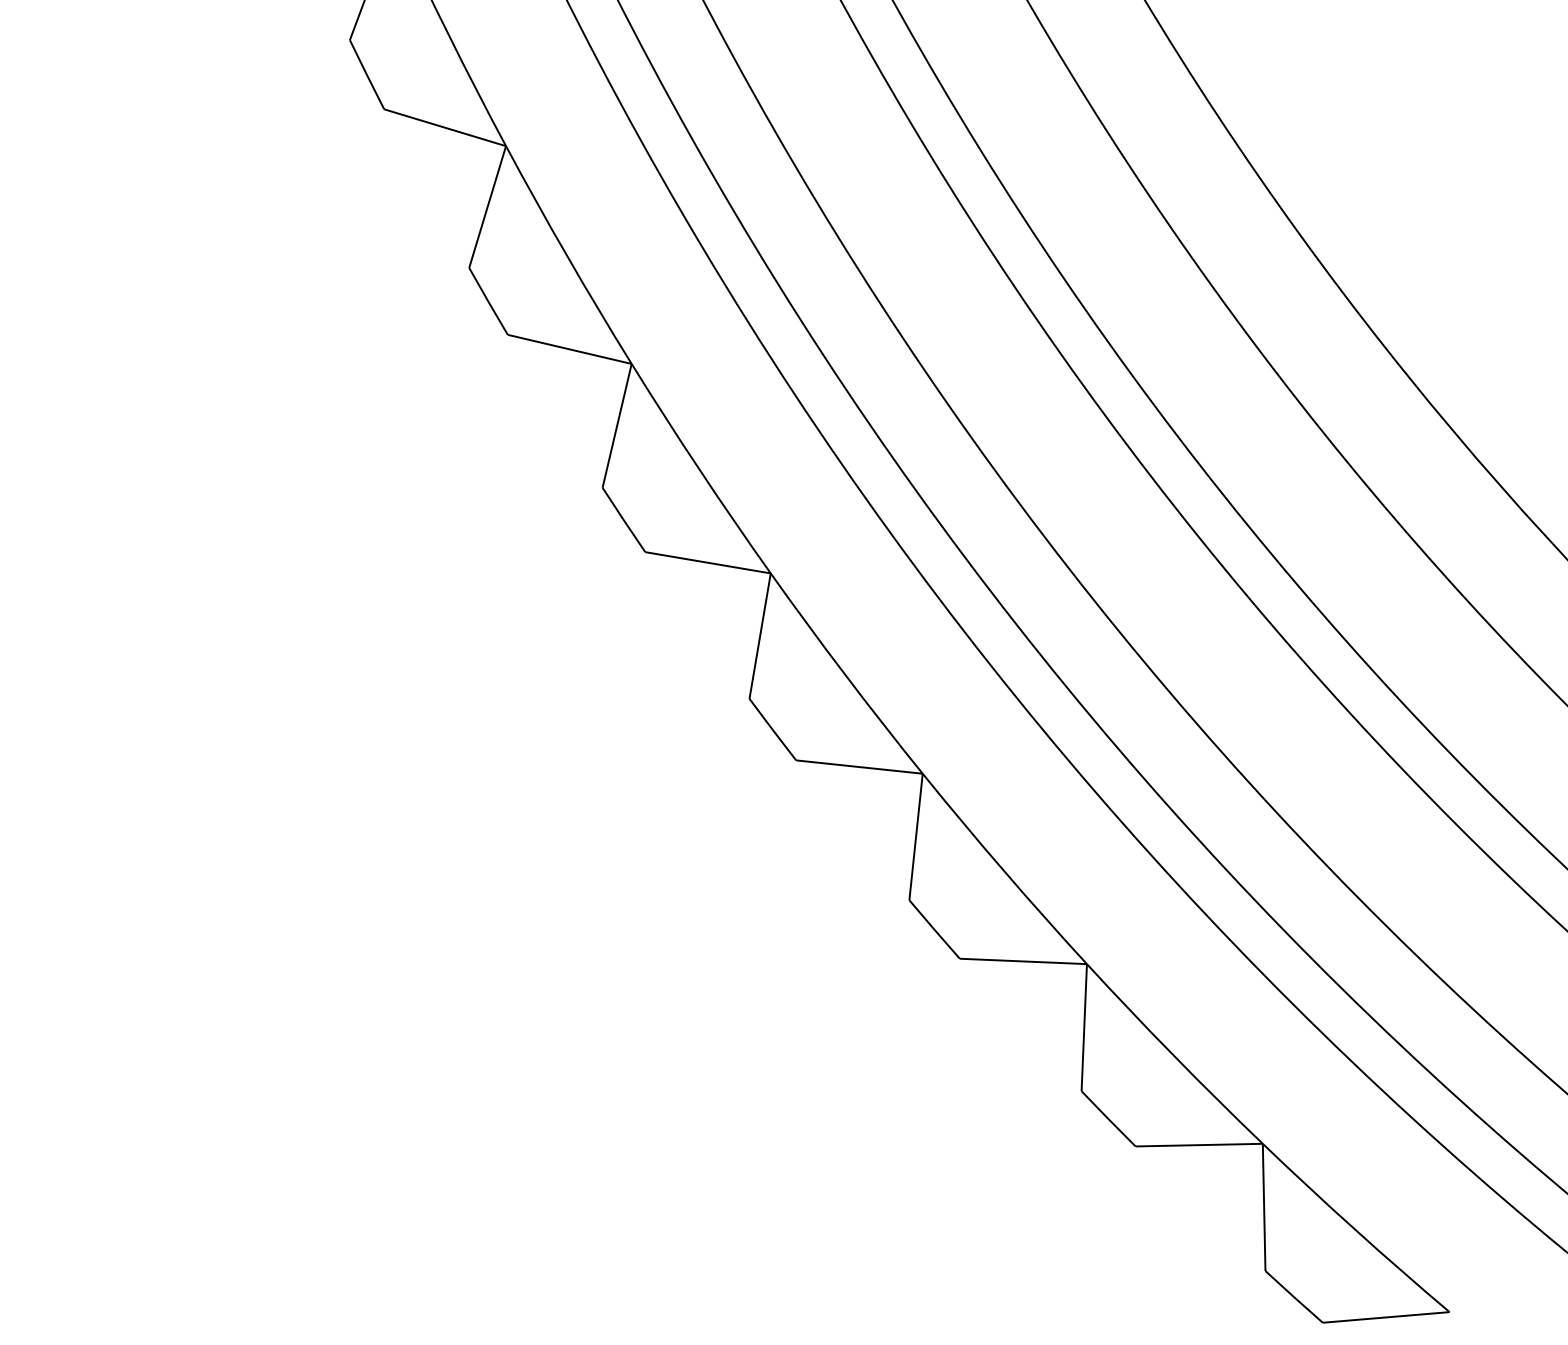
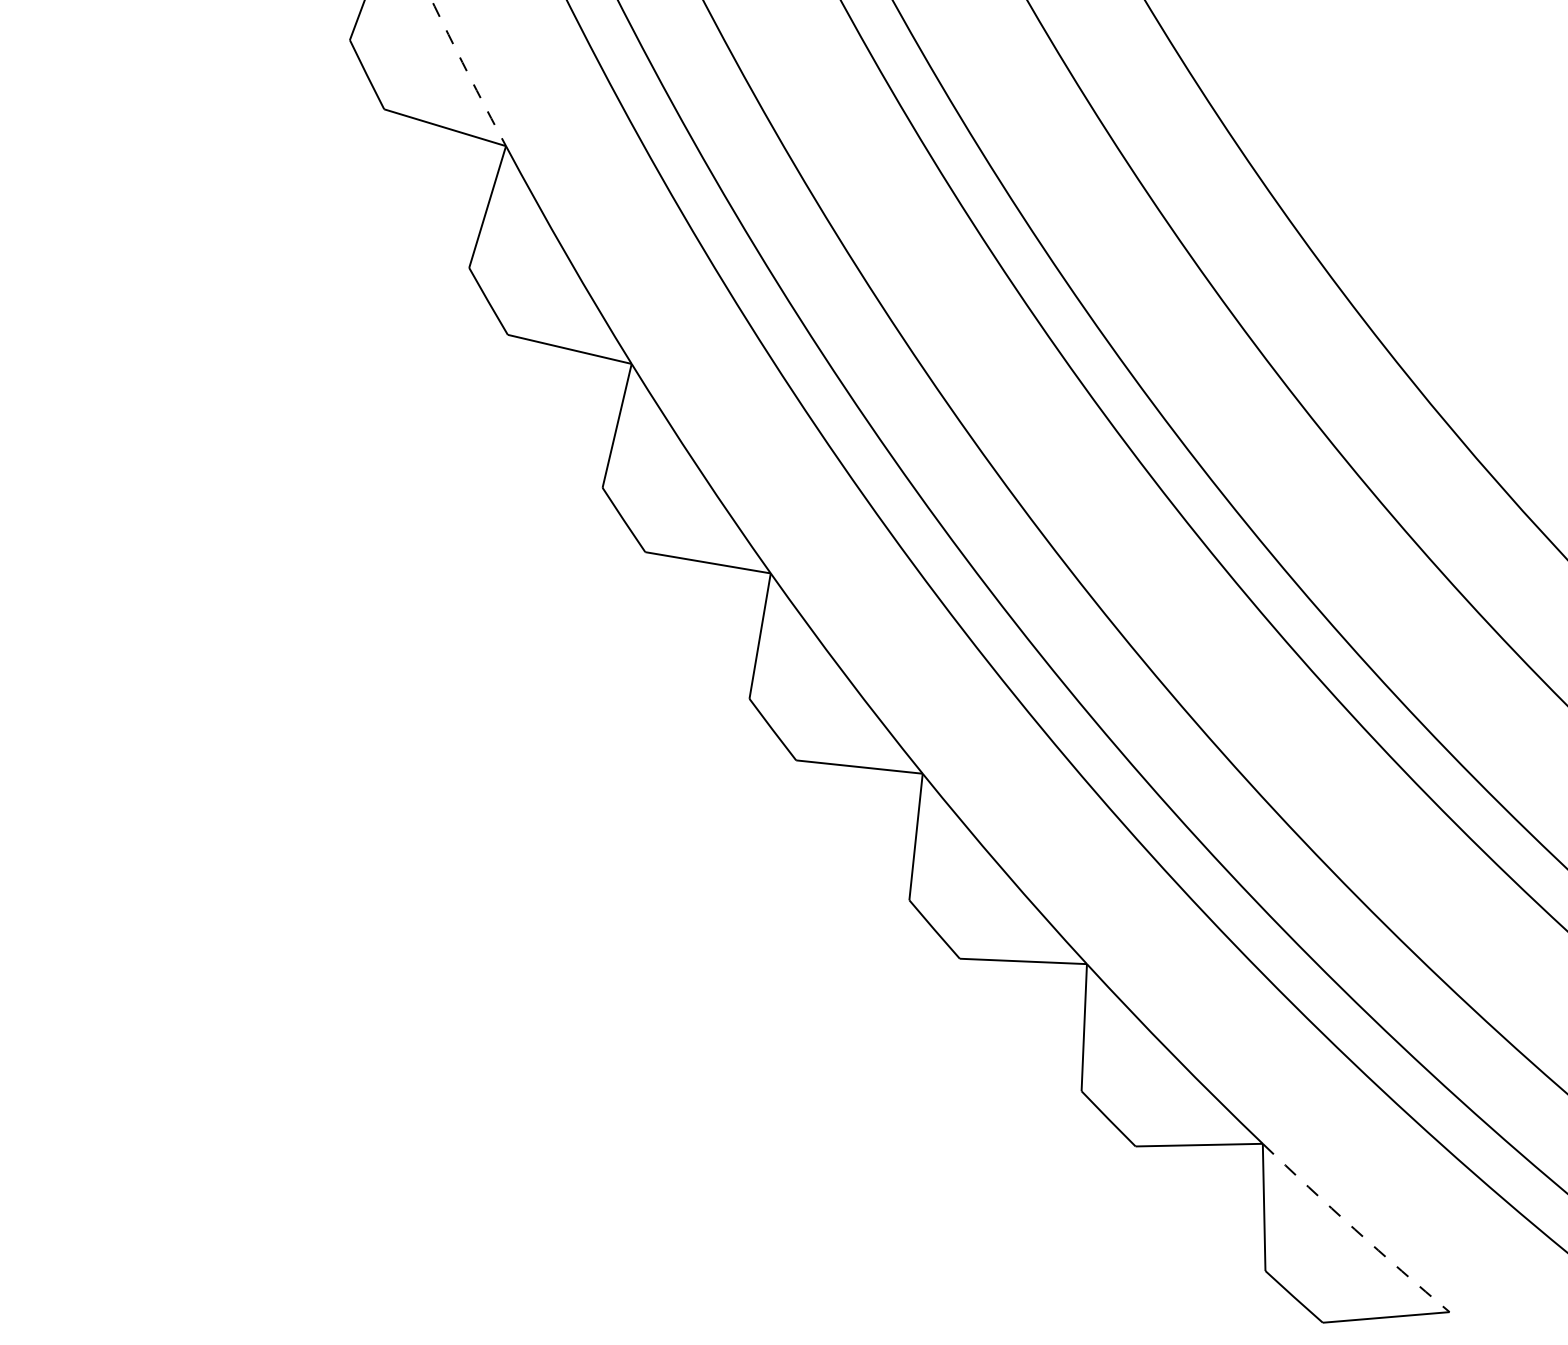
arc: solid -> dashed (468, 73)
arc: solid -> dashed (1354, 1229)
